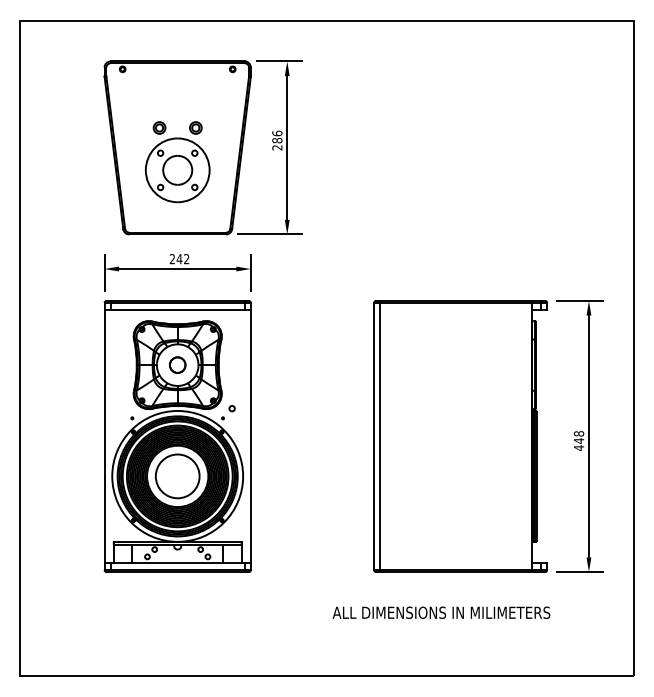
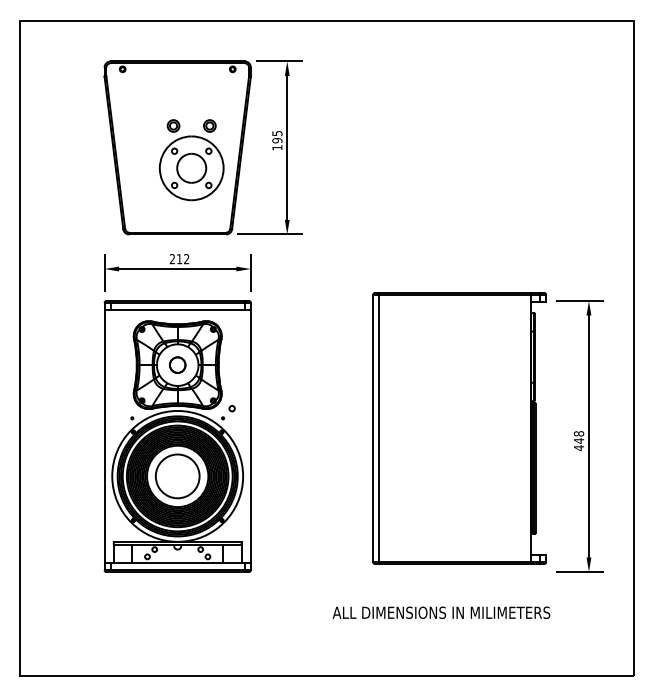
text: 286 -> 195 (277, 140)
part position: (177, 162) -> (191, 160) (191, 160)
text: 242 -> 212 (179, 259)
part position: (460, 436) -> (459, 428) (459, 428)
